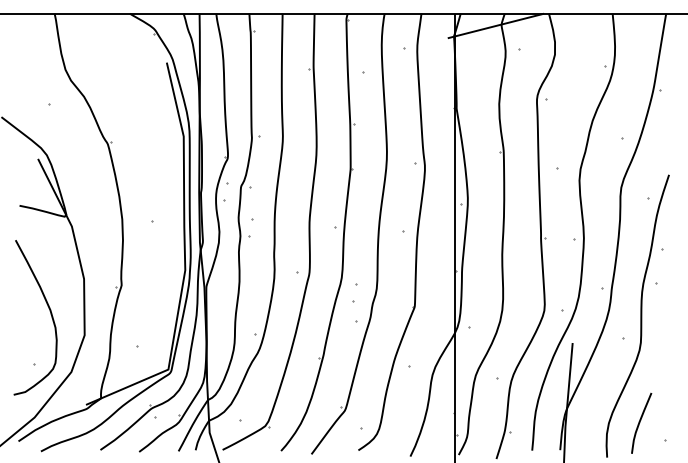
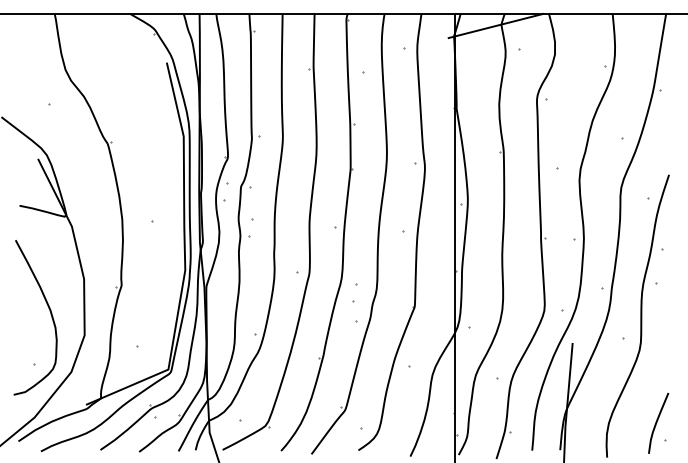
curve position: (640, 422) -> (657, 422) (657, 422)
